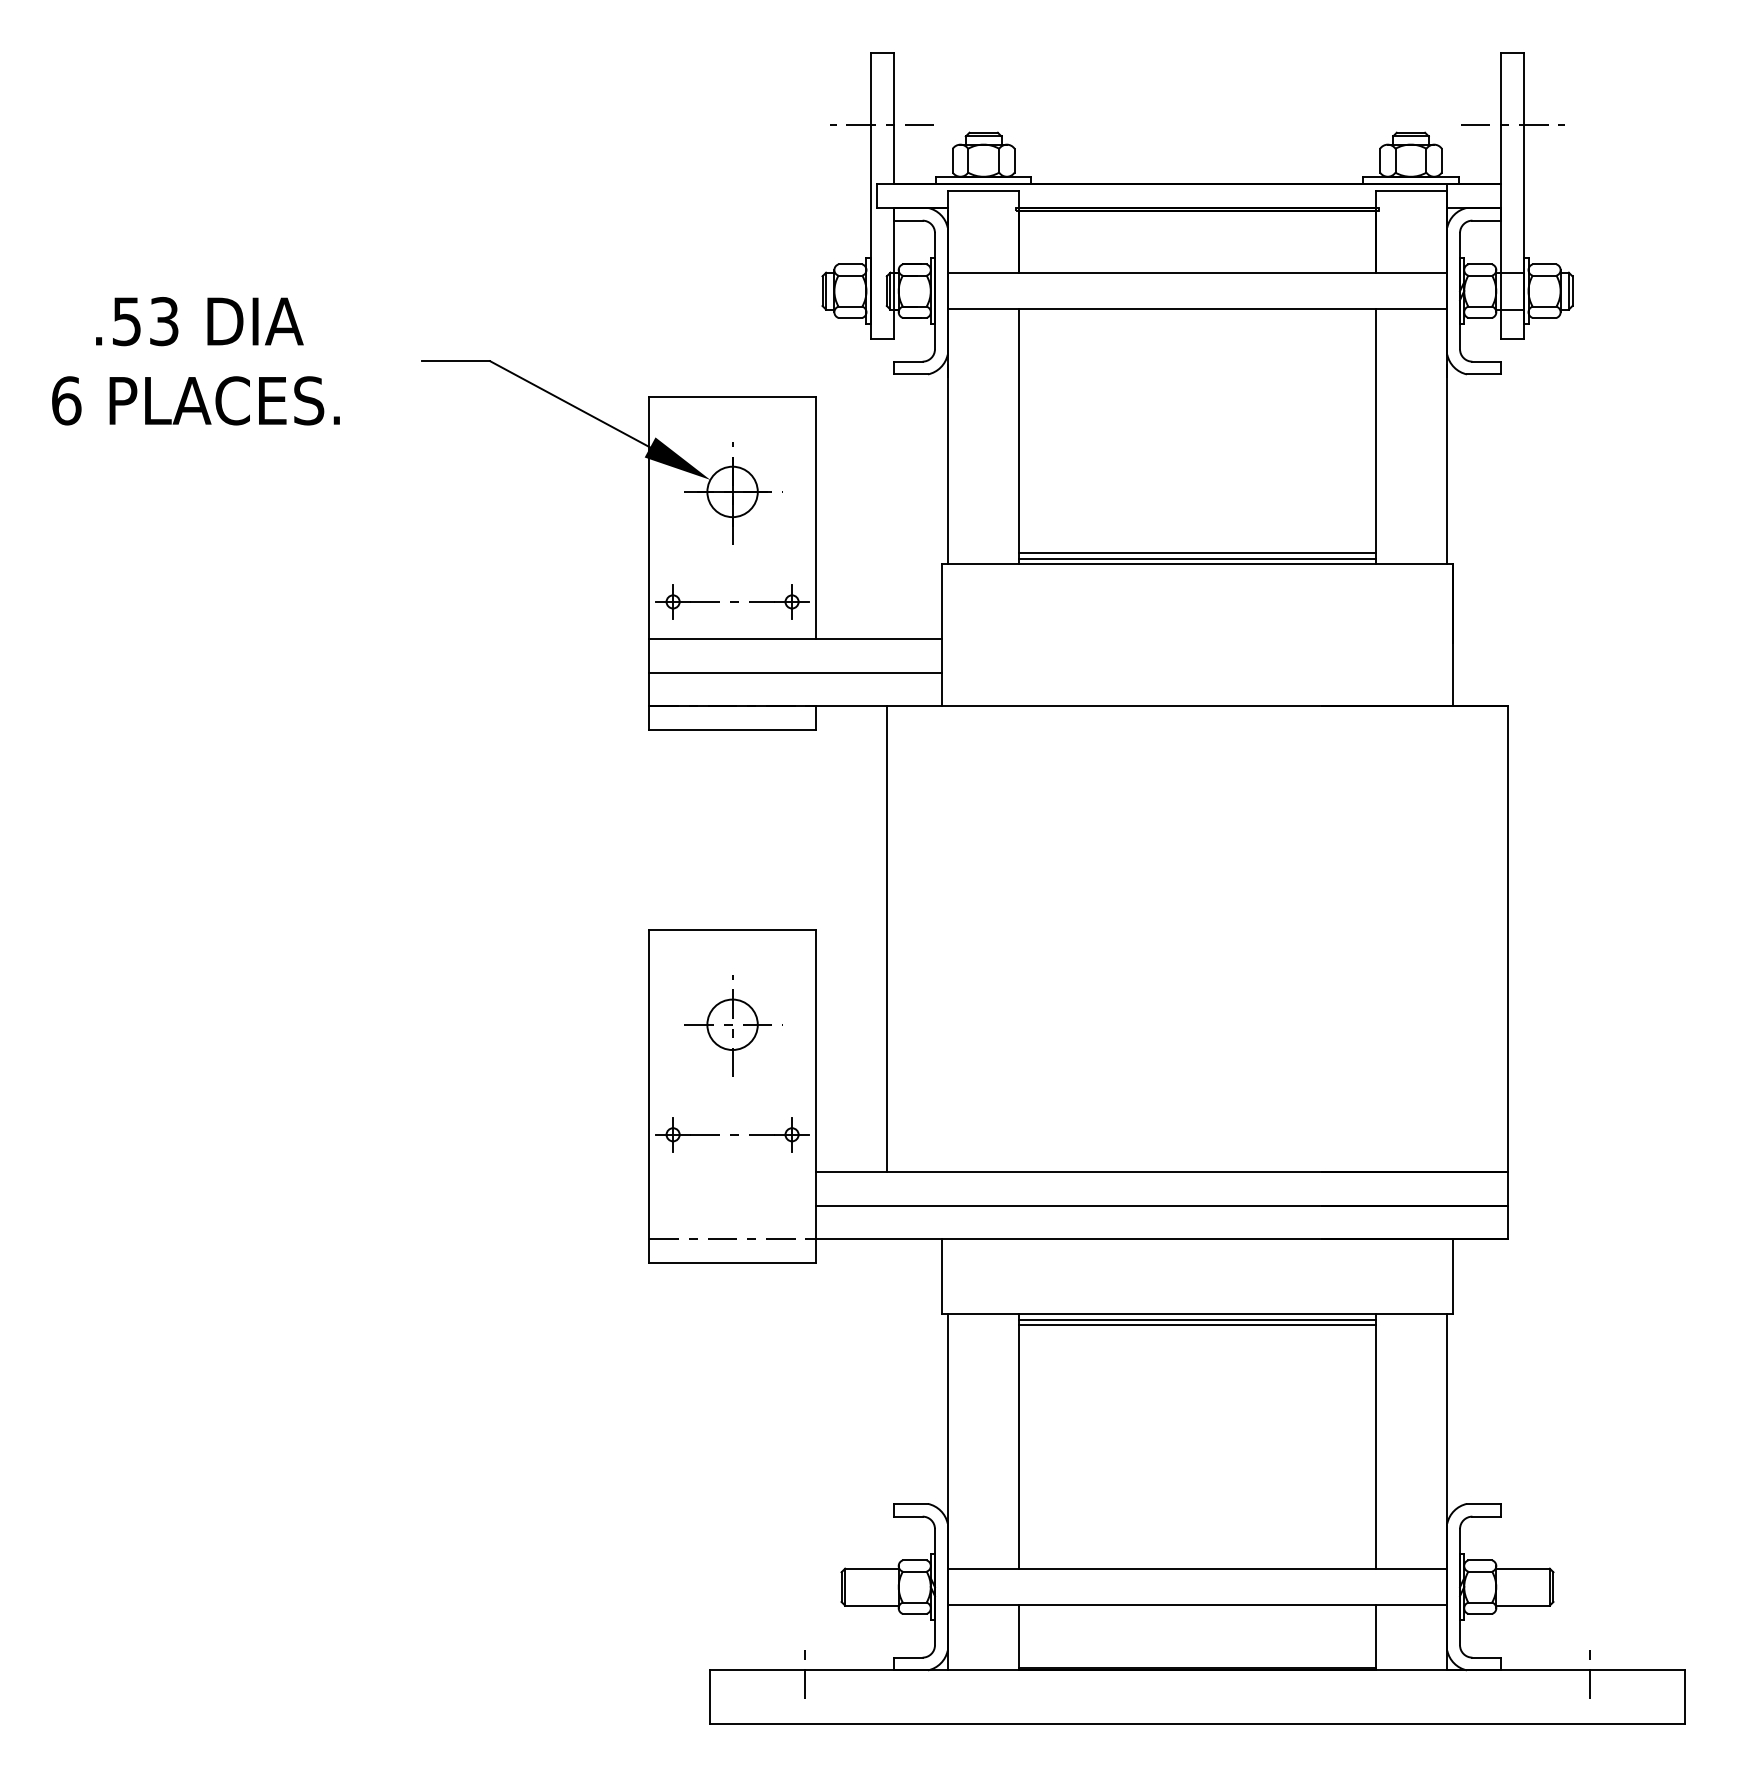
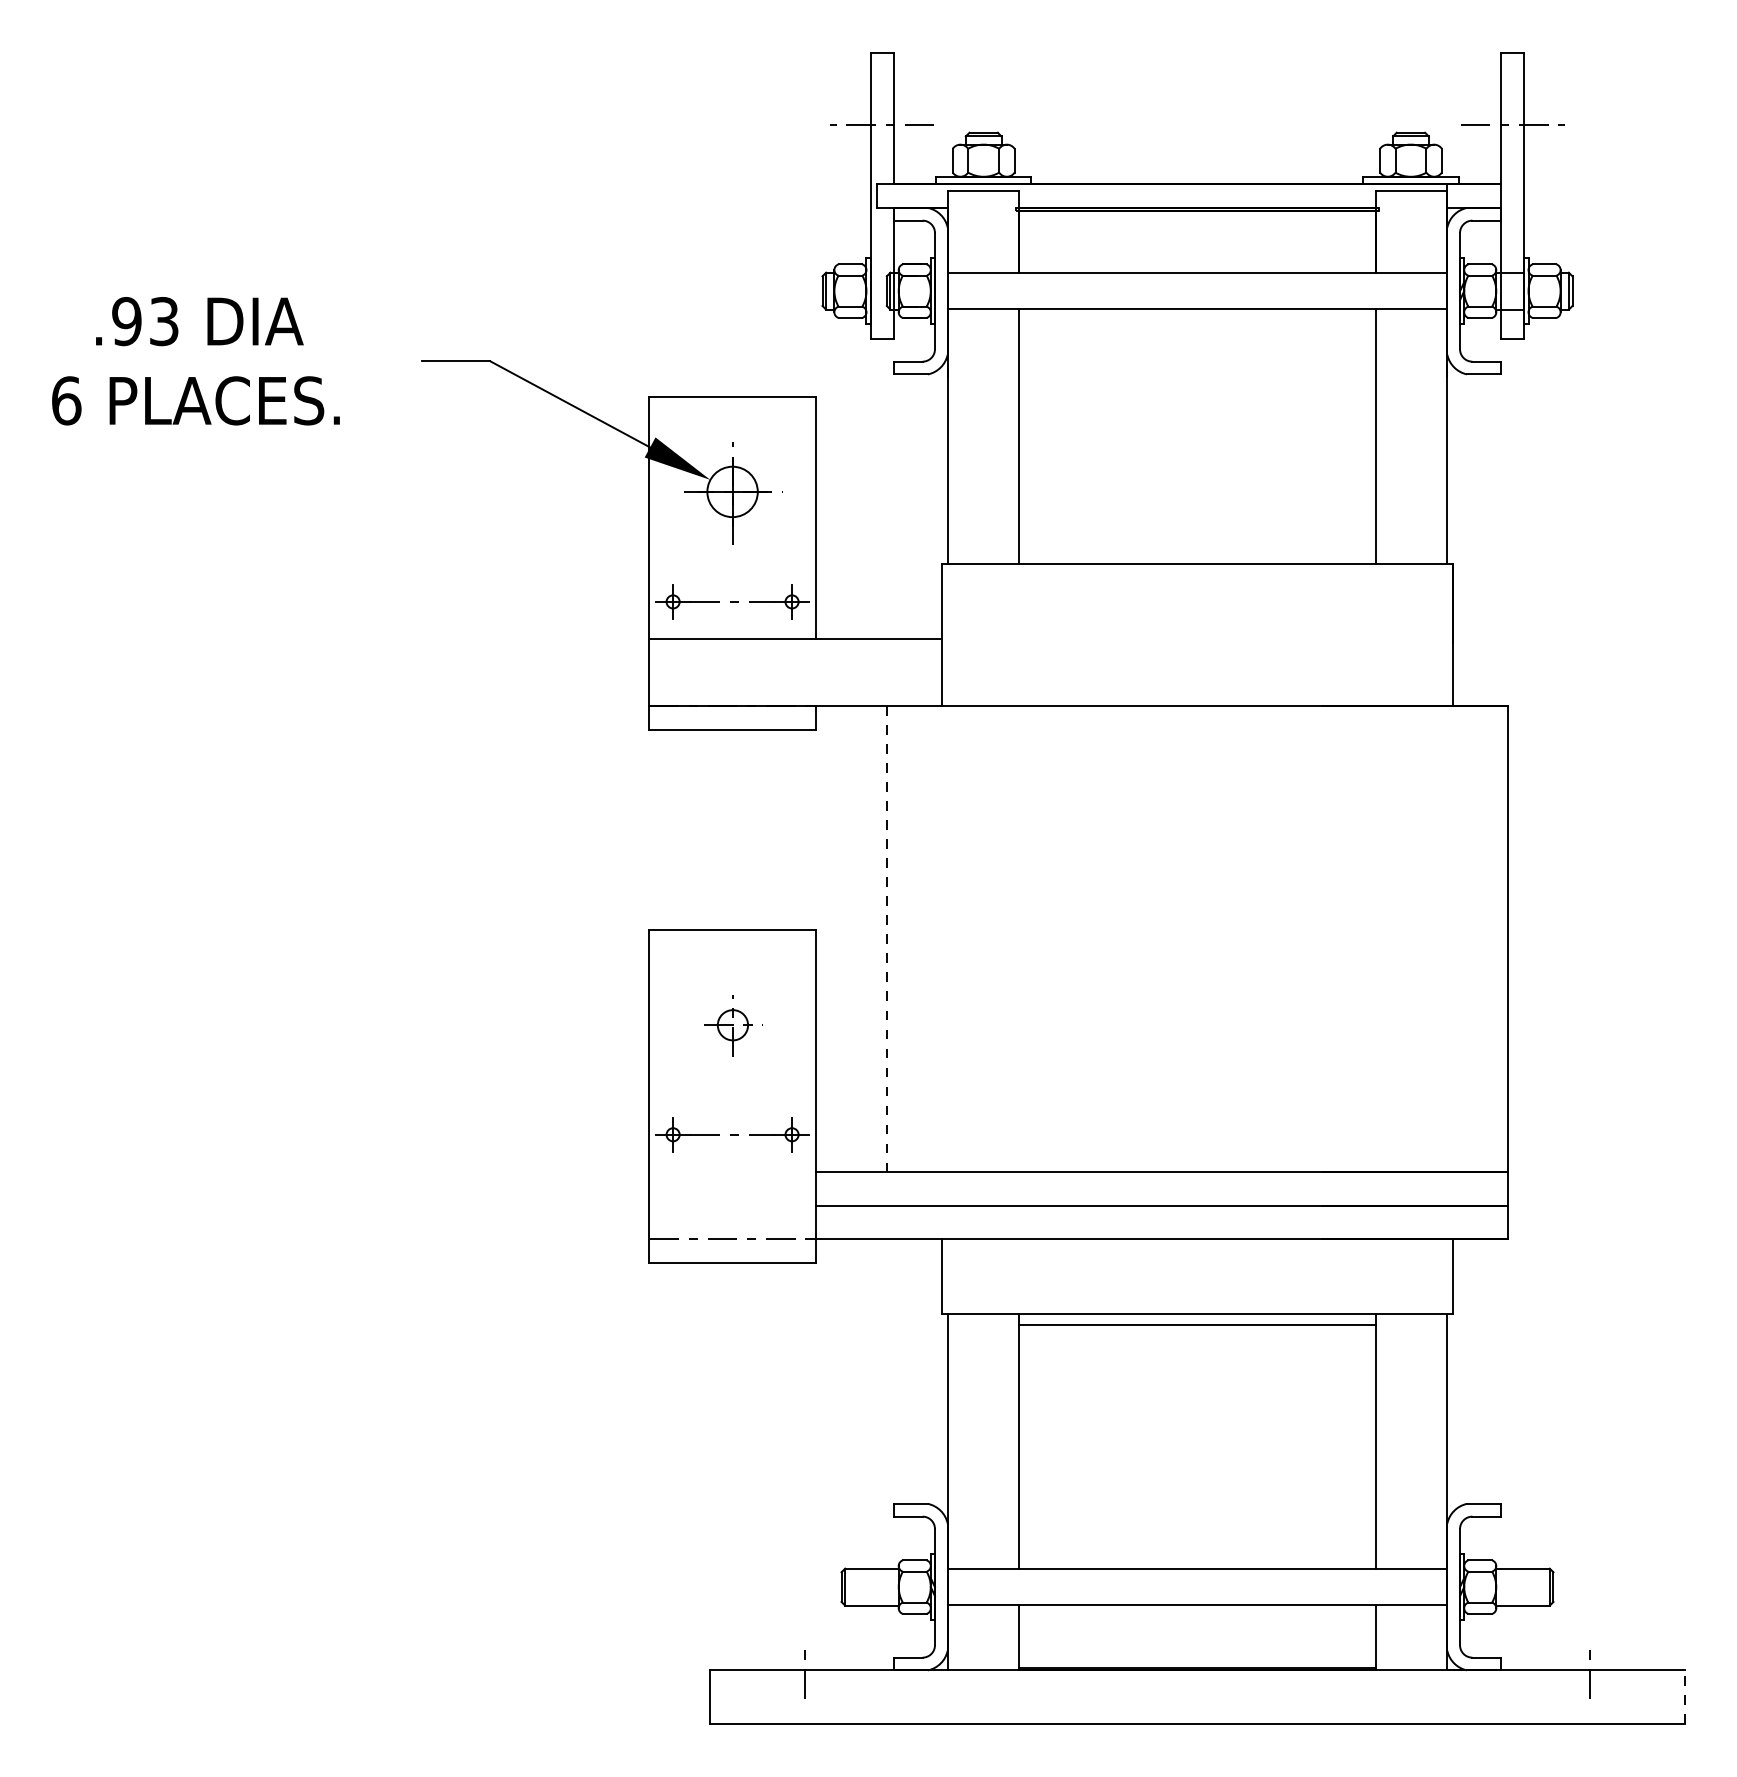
text: .53 -> .93 (126, 321)
line: present -> none (1197, 553)
line: present -> none (1197, 558)
line: present -> none (795, 672)
line: solid -> dashed (887, 938)
part size: 99x102 px -> 59x62 px (733, 1025)
line: present -> none (1197, 1319)
line: solid -> dashed (1684, 1697)
